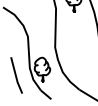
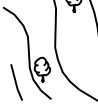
line position: (16, 75) -> (16, 82) (16, 82)
